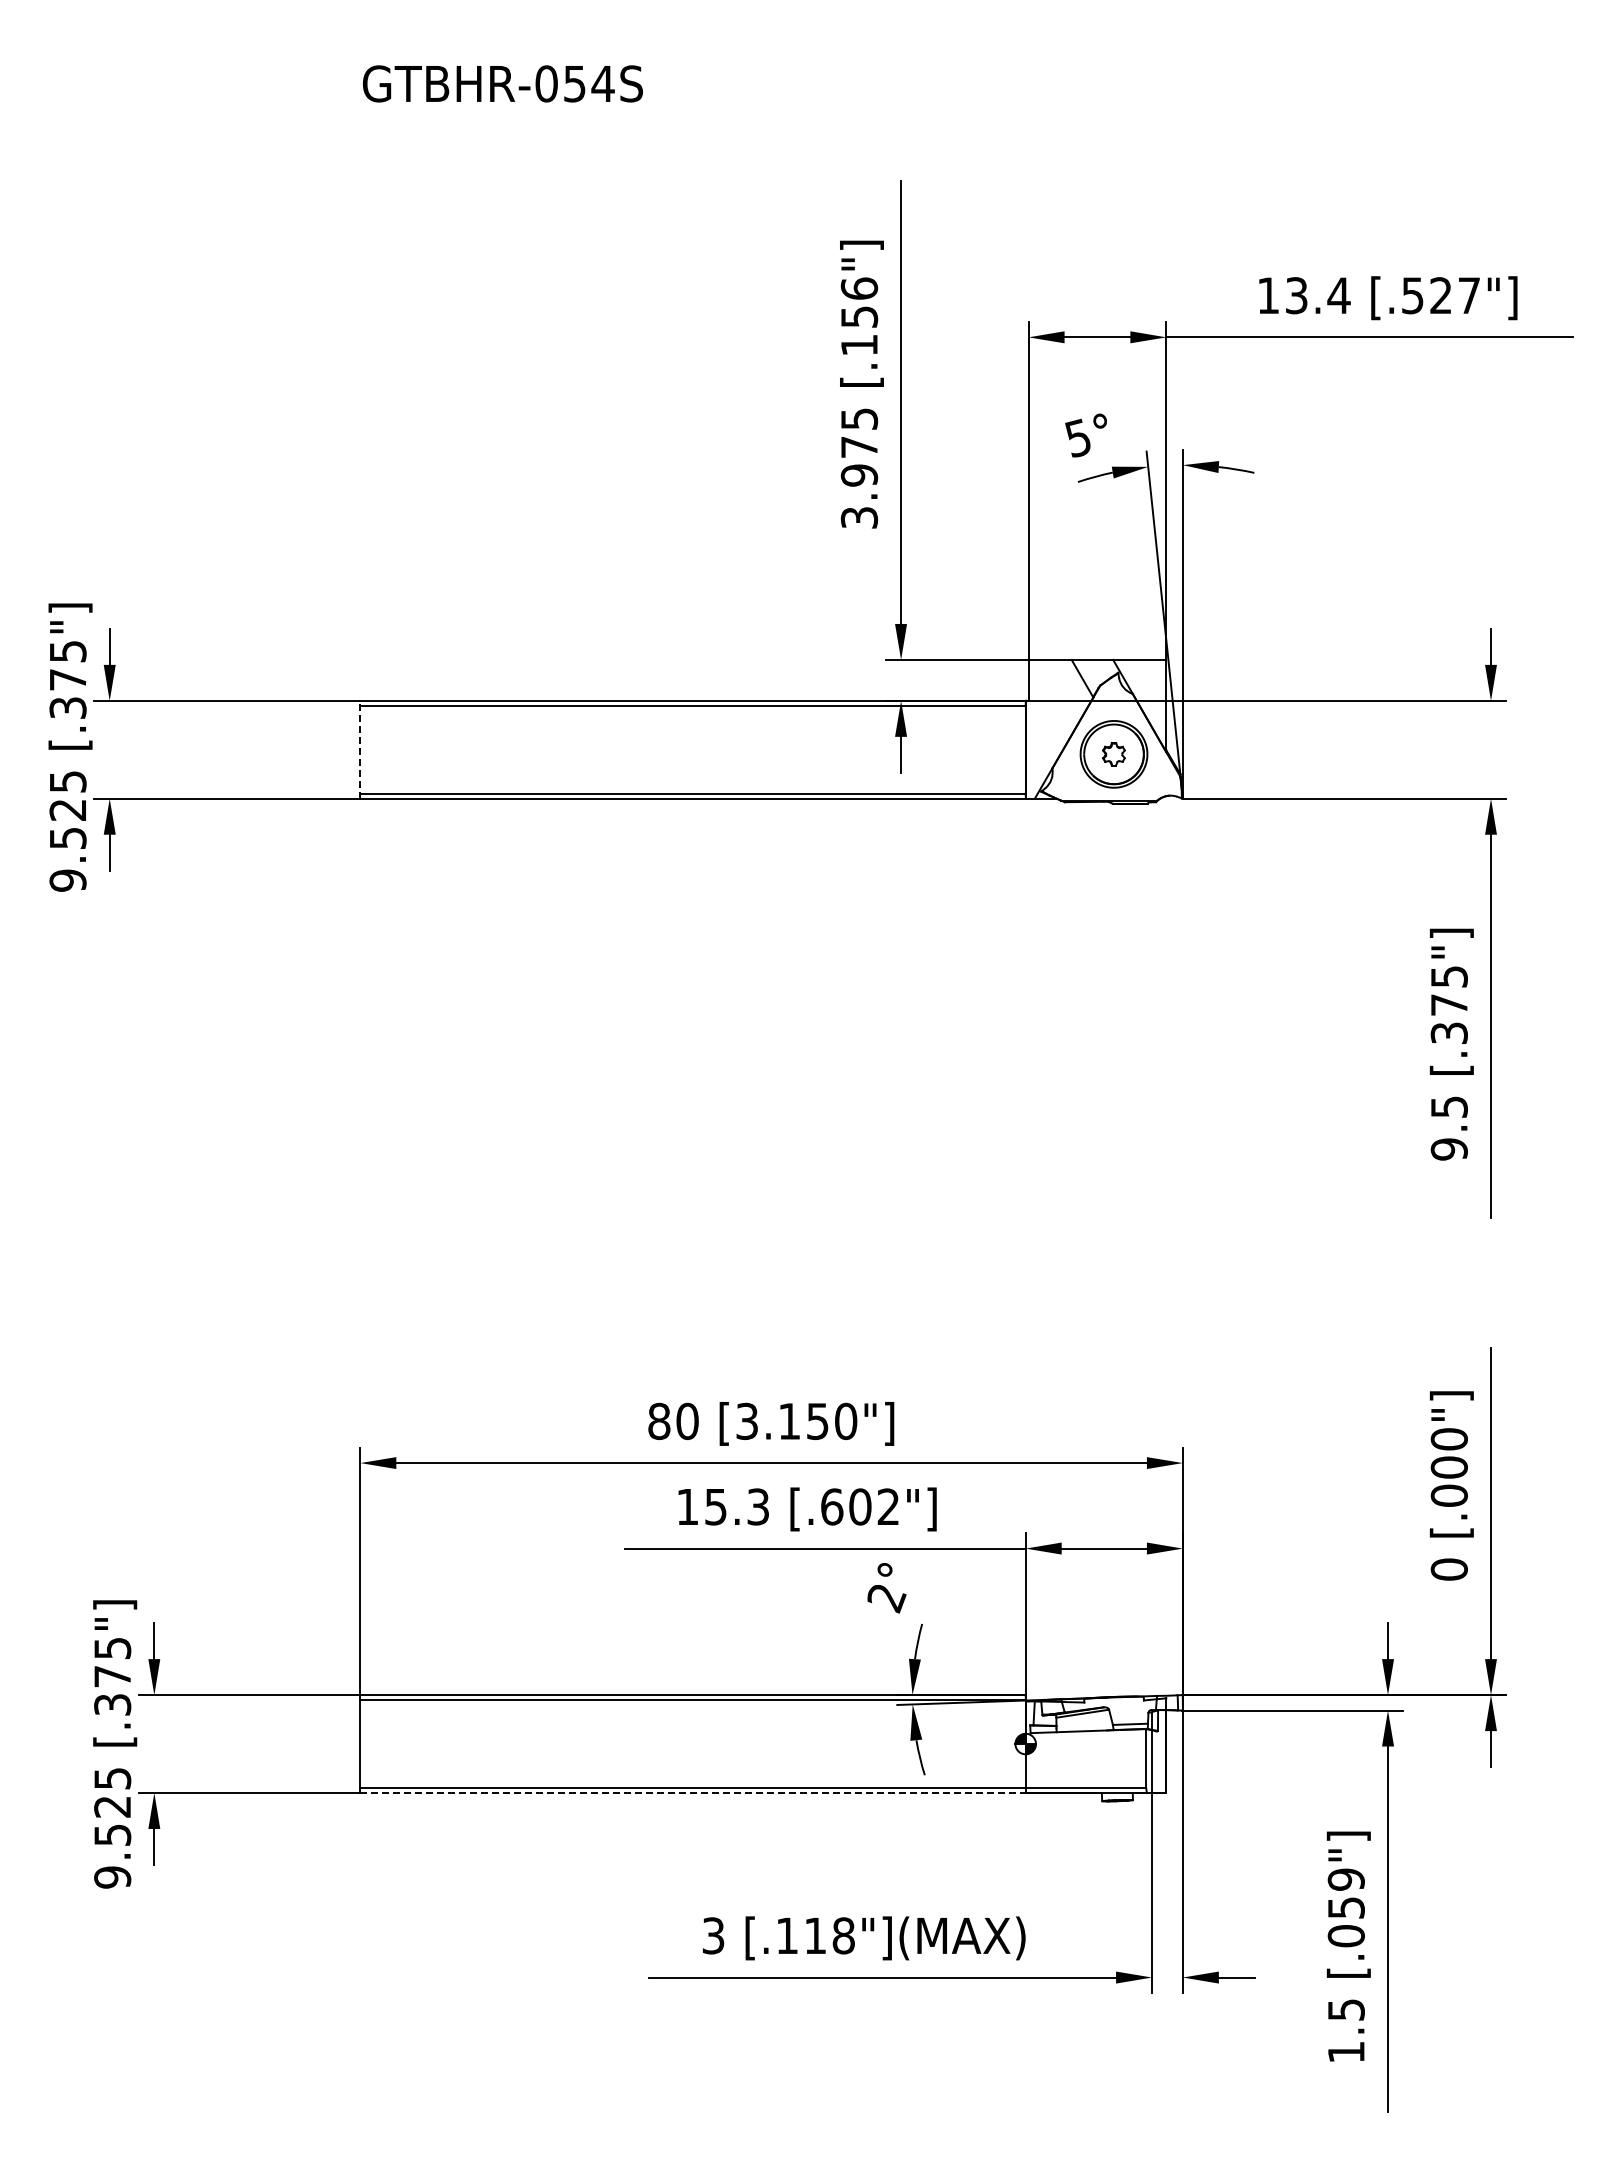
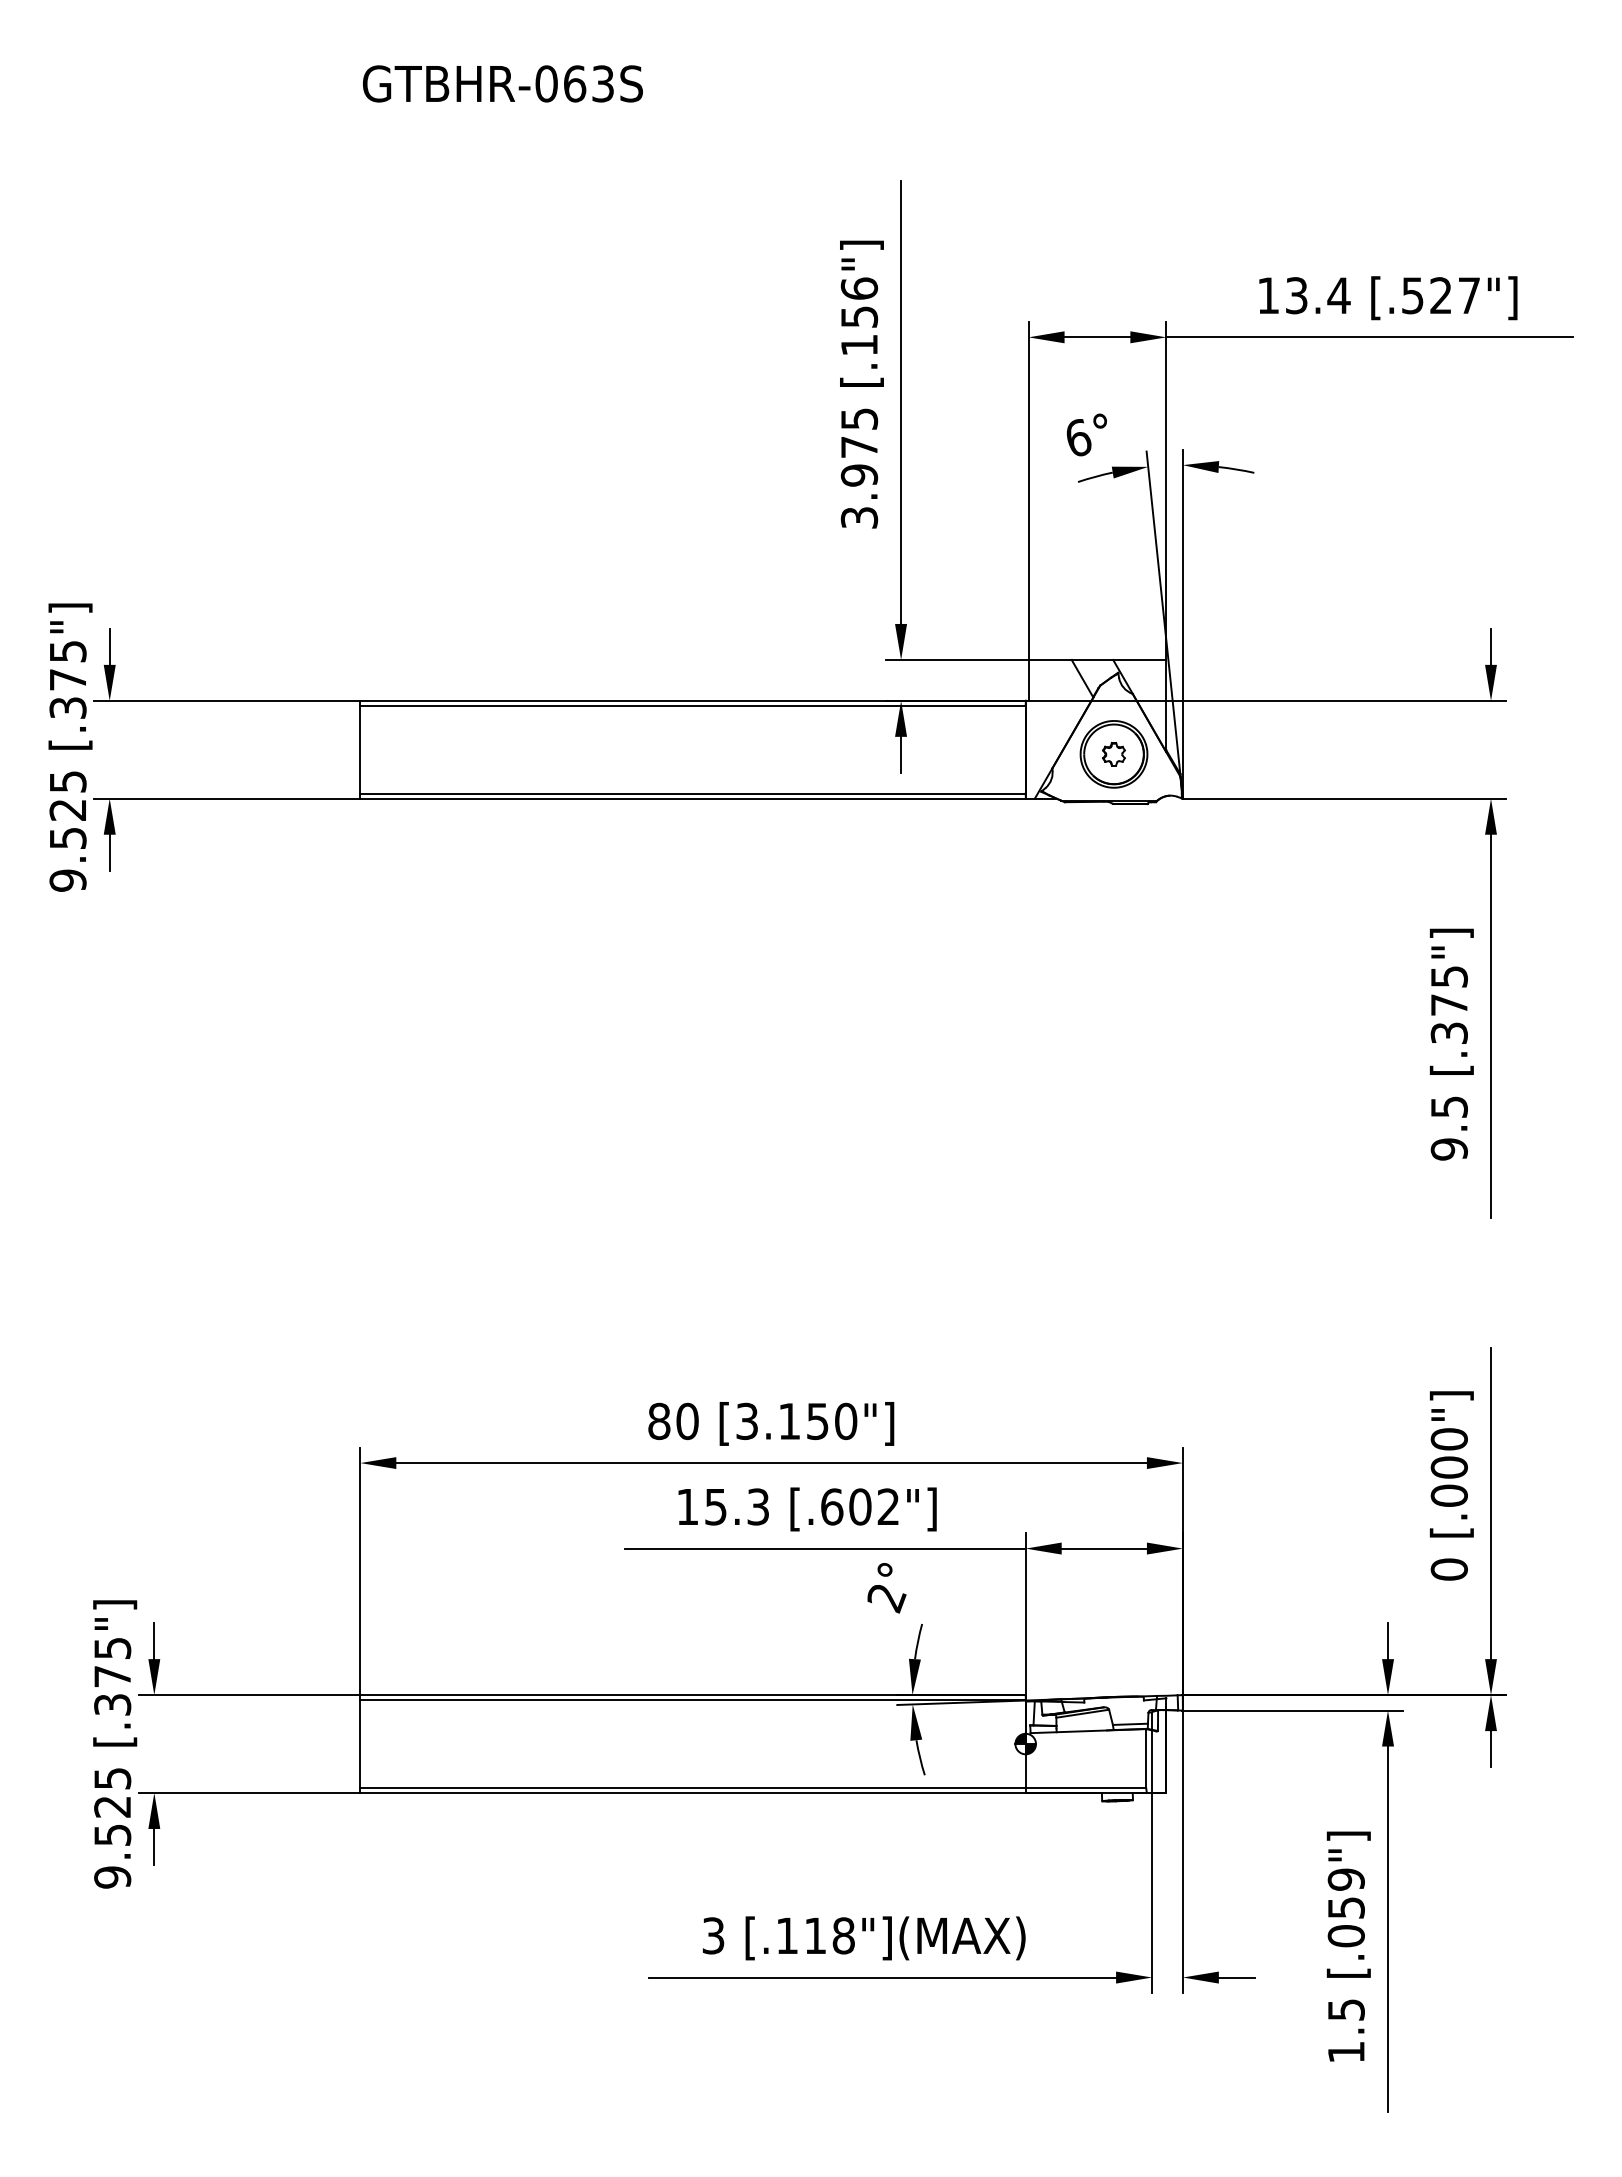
text: GTBHR-054S -> GTBHR-063S (589, 83)
text: 5° -> 6° (1078, 437)
line: dashed -> solid (360, 749)
line: dashed -> solid (693, 1793)
